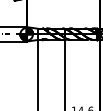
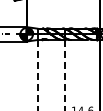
line: solid -> dashed (37, 75)
line: solid -> dashed (65, 75)
